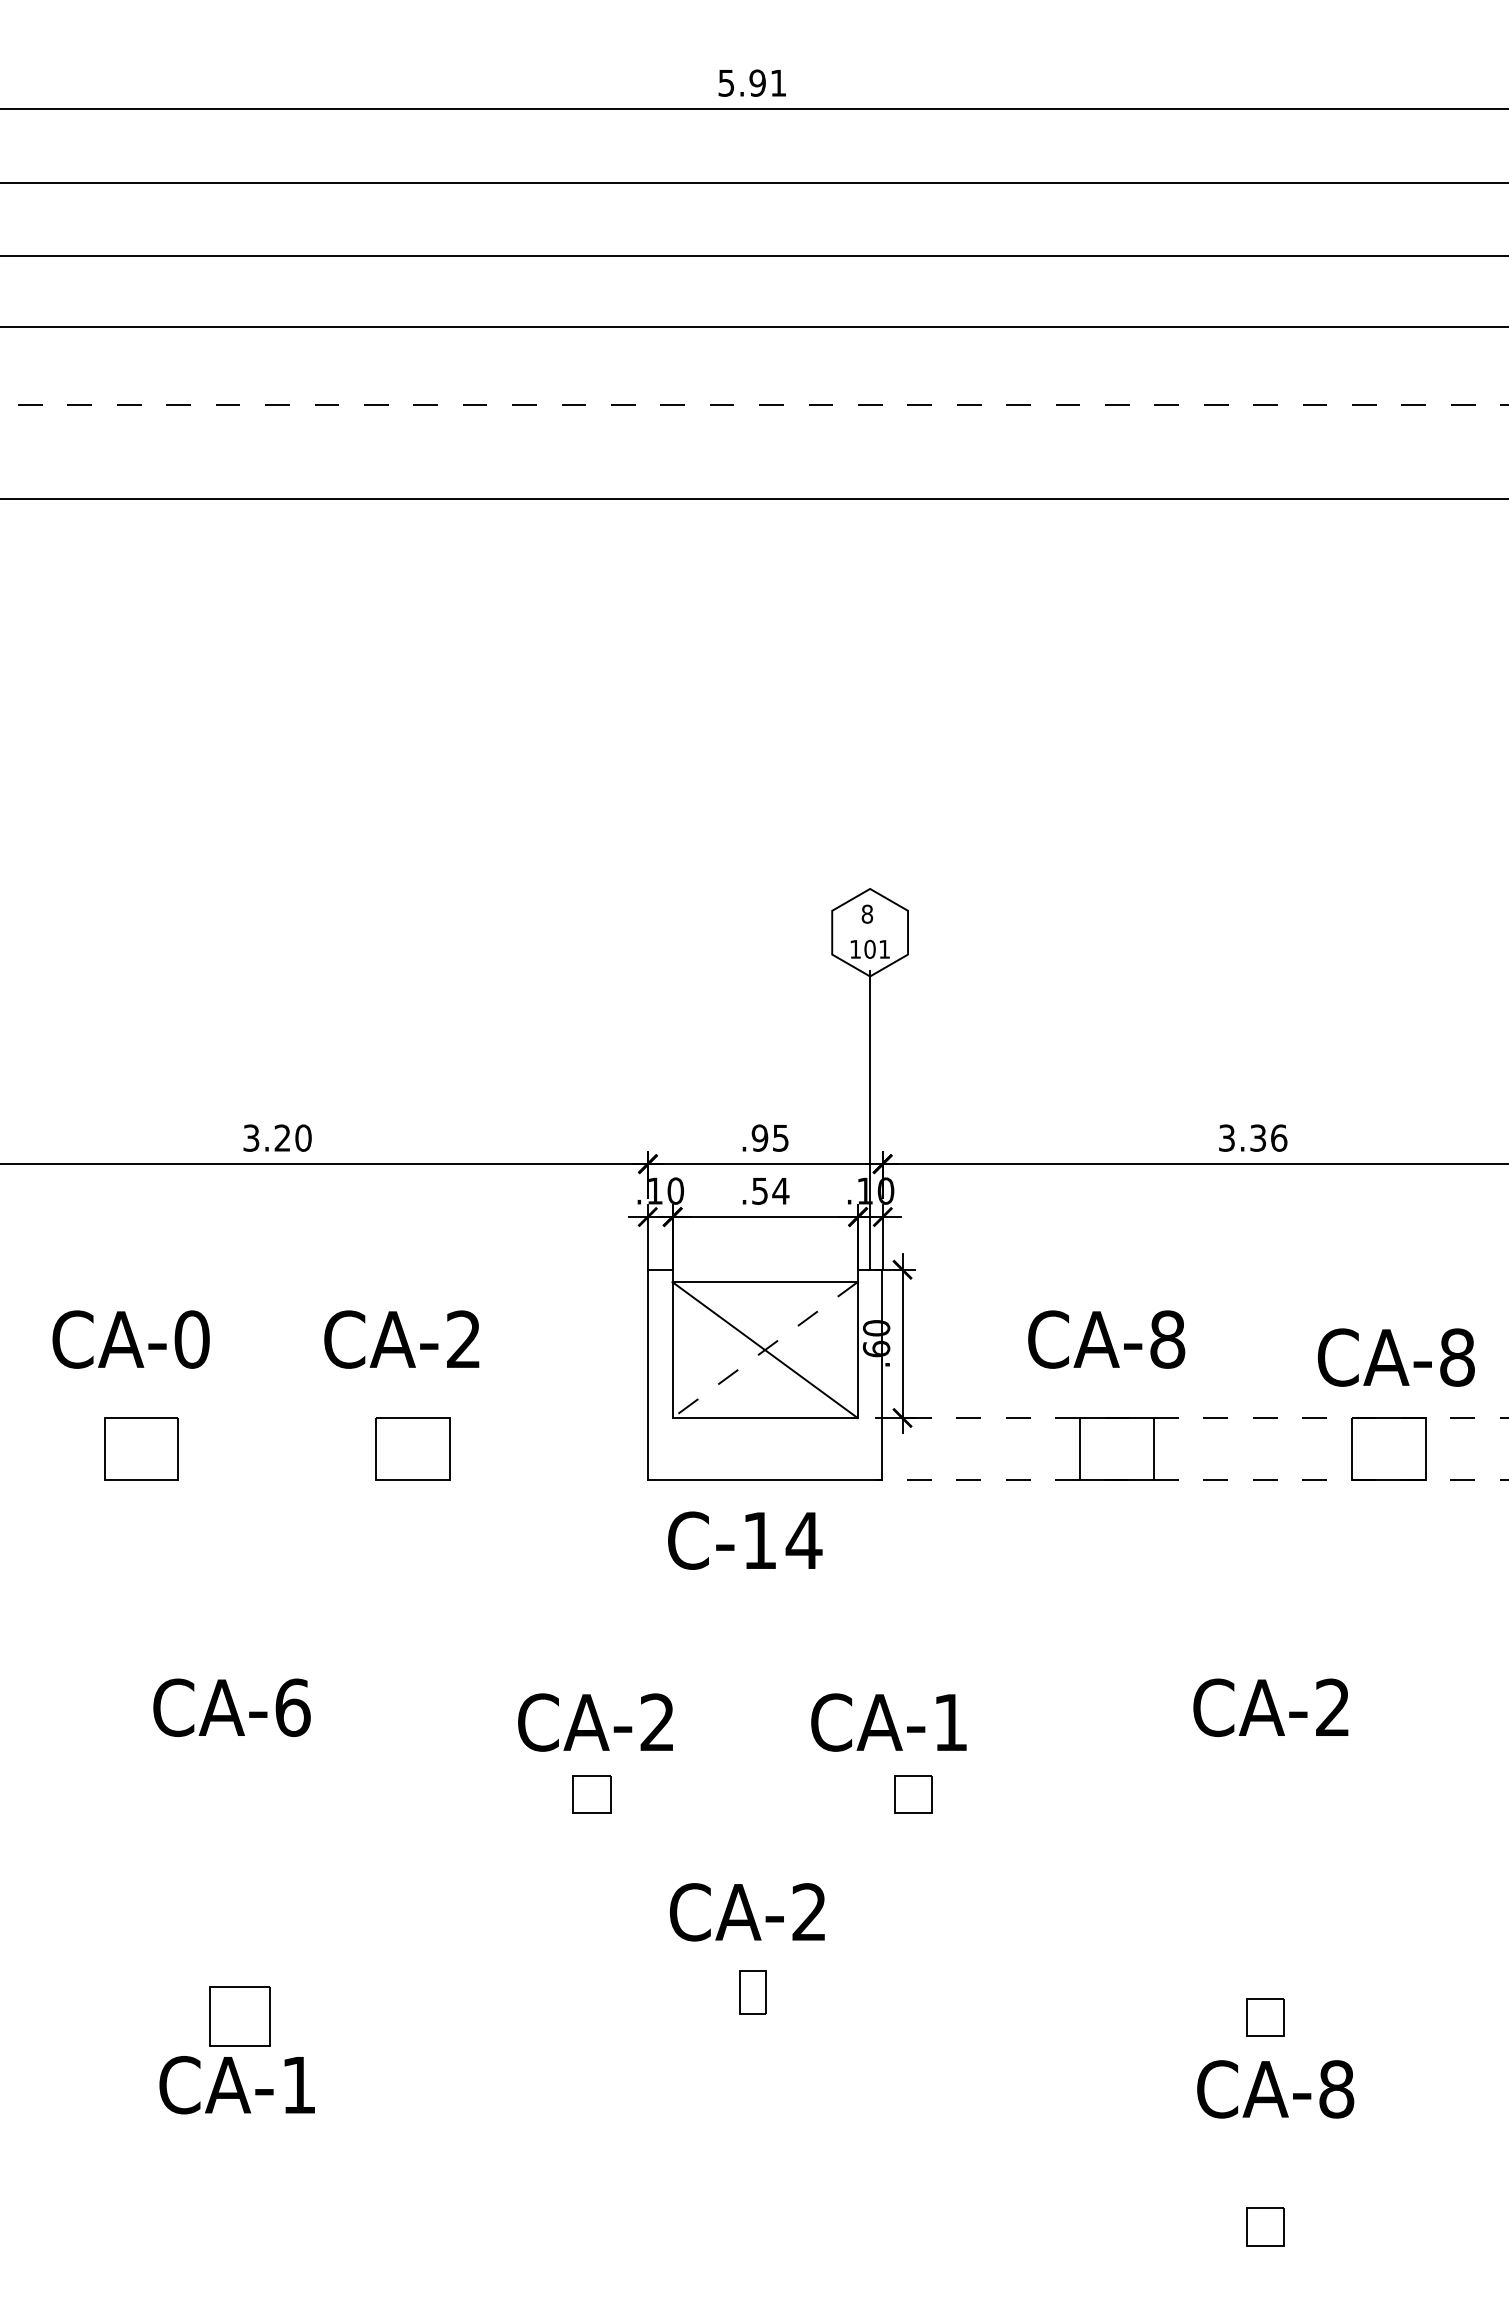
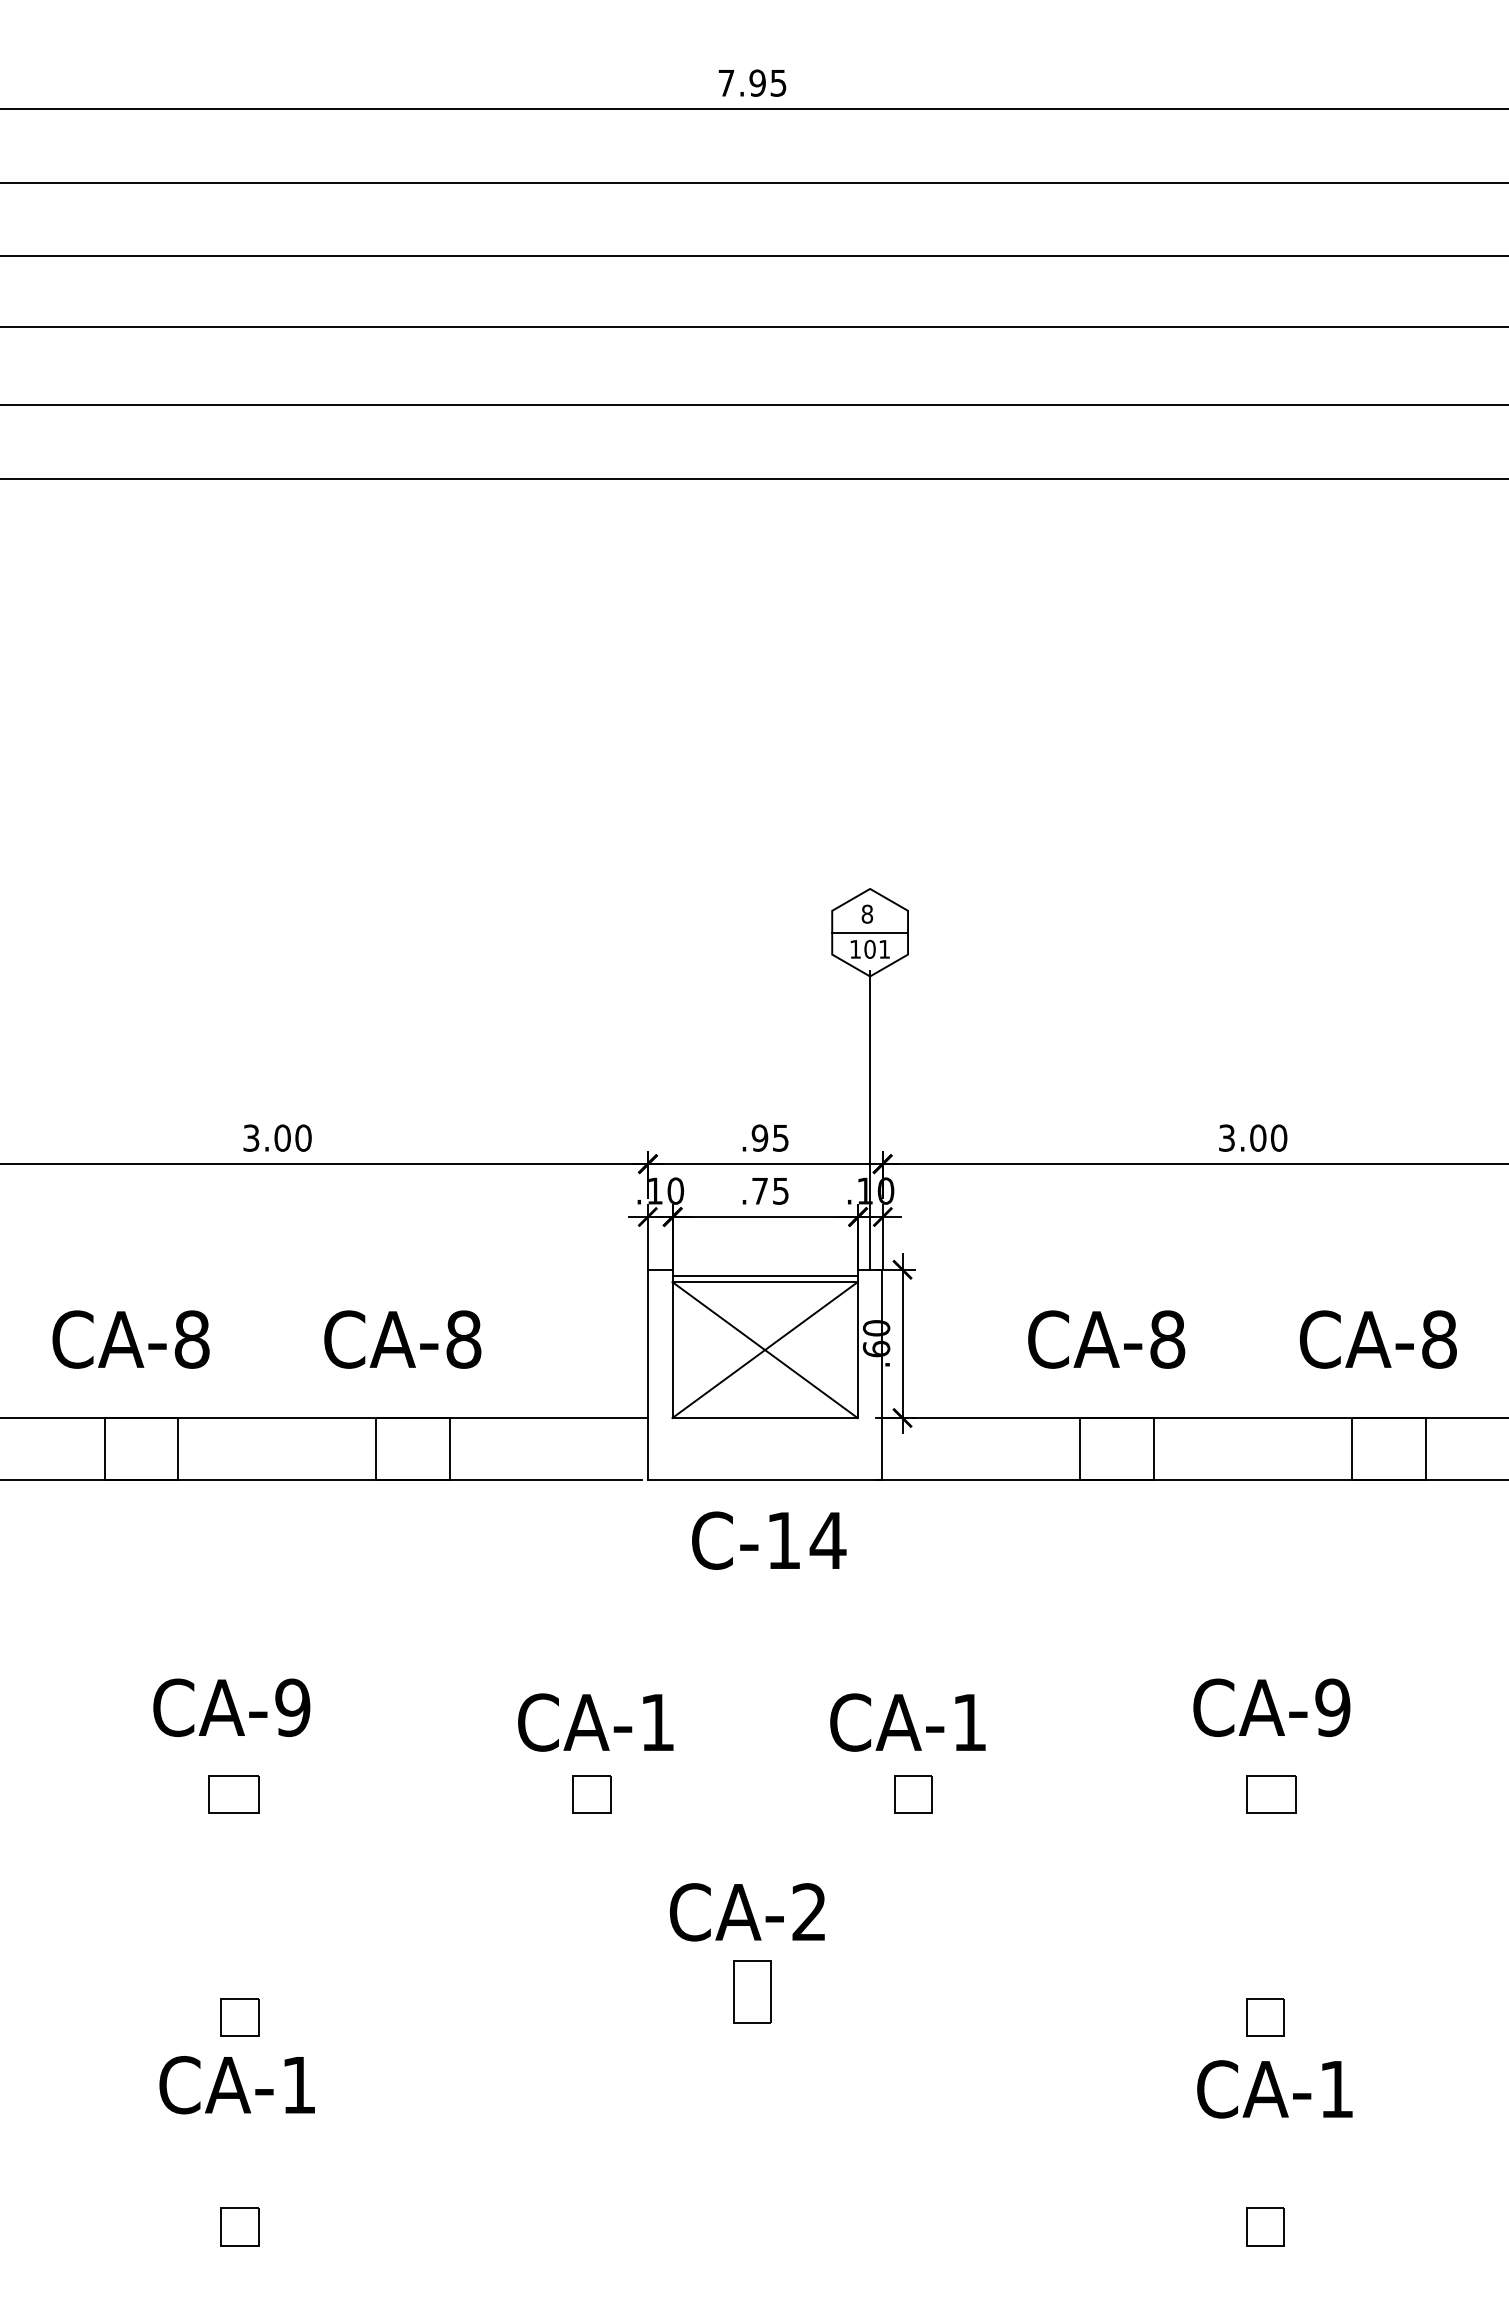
text: 5.91 -> 7.95 (752, 83)
line: dashed -> solid (754, 405)
line position: (753, 499) -> (753, 479) (753, 479)
line: none -> present (870, 932)
text: 3.20 -> 3.00 (282, 1137)
text: 3.36 -> 3.00 (1268, 1137)
text: .54 -> .75 (770, 1191)
line: none -> present (764, 1275)
text: CA-0 -> CA-8 (191, 1339)
text: CA-2 -> CA-8 (463, 1339)
line: dashed -> solid (765, 1350)
text position: (1395, 1357) -> (1377, 1339) (1377, 1339)
line: none -> present (324, 1418)
line: dashed -> solid (1195, 1418)
line: none -> present (321, 1479)
line: dashed -> solid (1191, 1479)
text position: (745, 1540) -> (769, 1540) (769, 1540)
text: CA-6 -> CA-9 (292, 1707)
text: CA-2 -> CA-9 (1332, 1707)
text: CA-2 -> CA-1 (656, 1721)
text position: (888, 1722) -> (907, 1722) (907, 1722)
part: none -> present (233, 1794)
part: none -> present (1271, 1794)
part size: 28x45 px -> 39x64 px (752, 1991)
part size: 62x61 px -> 40x39 px (239, 2017)
text: CA-8 -> CA-1 (1336, 2089)
part: none -> present (239, 2226)
